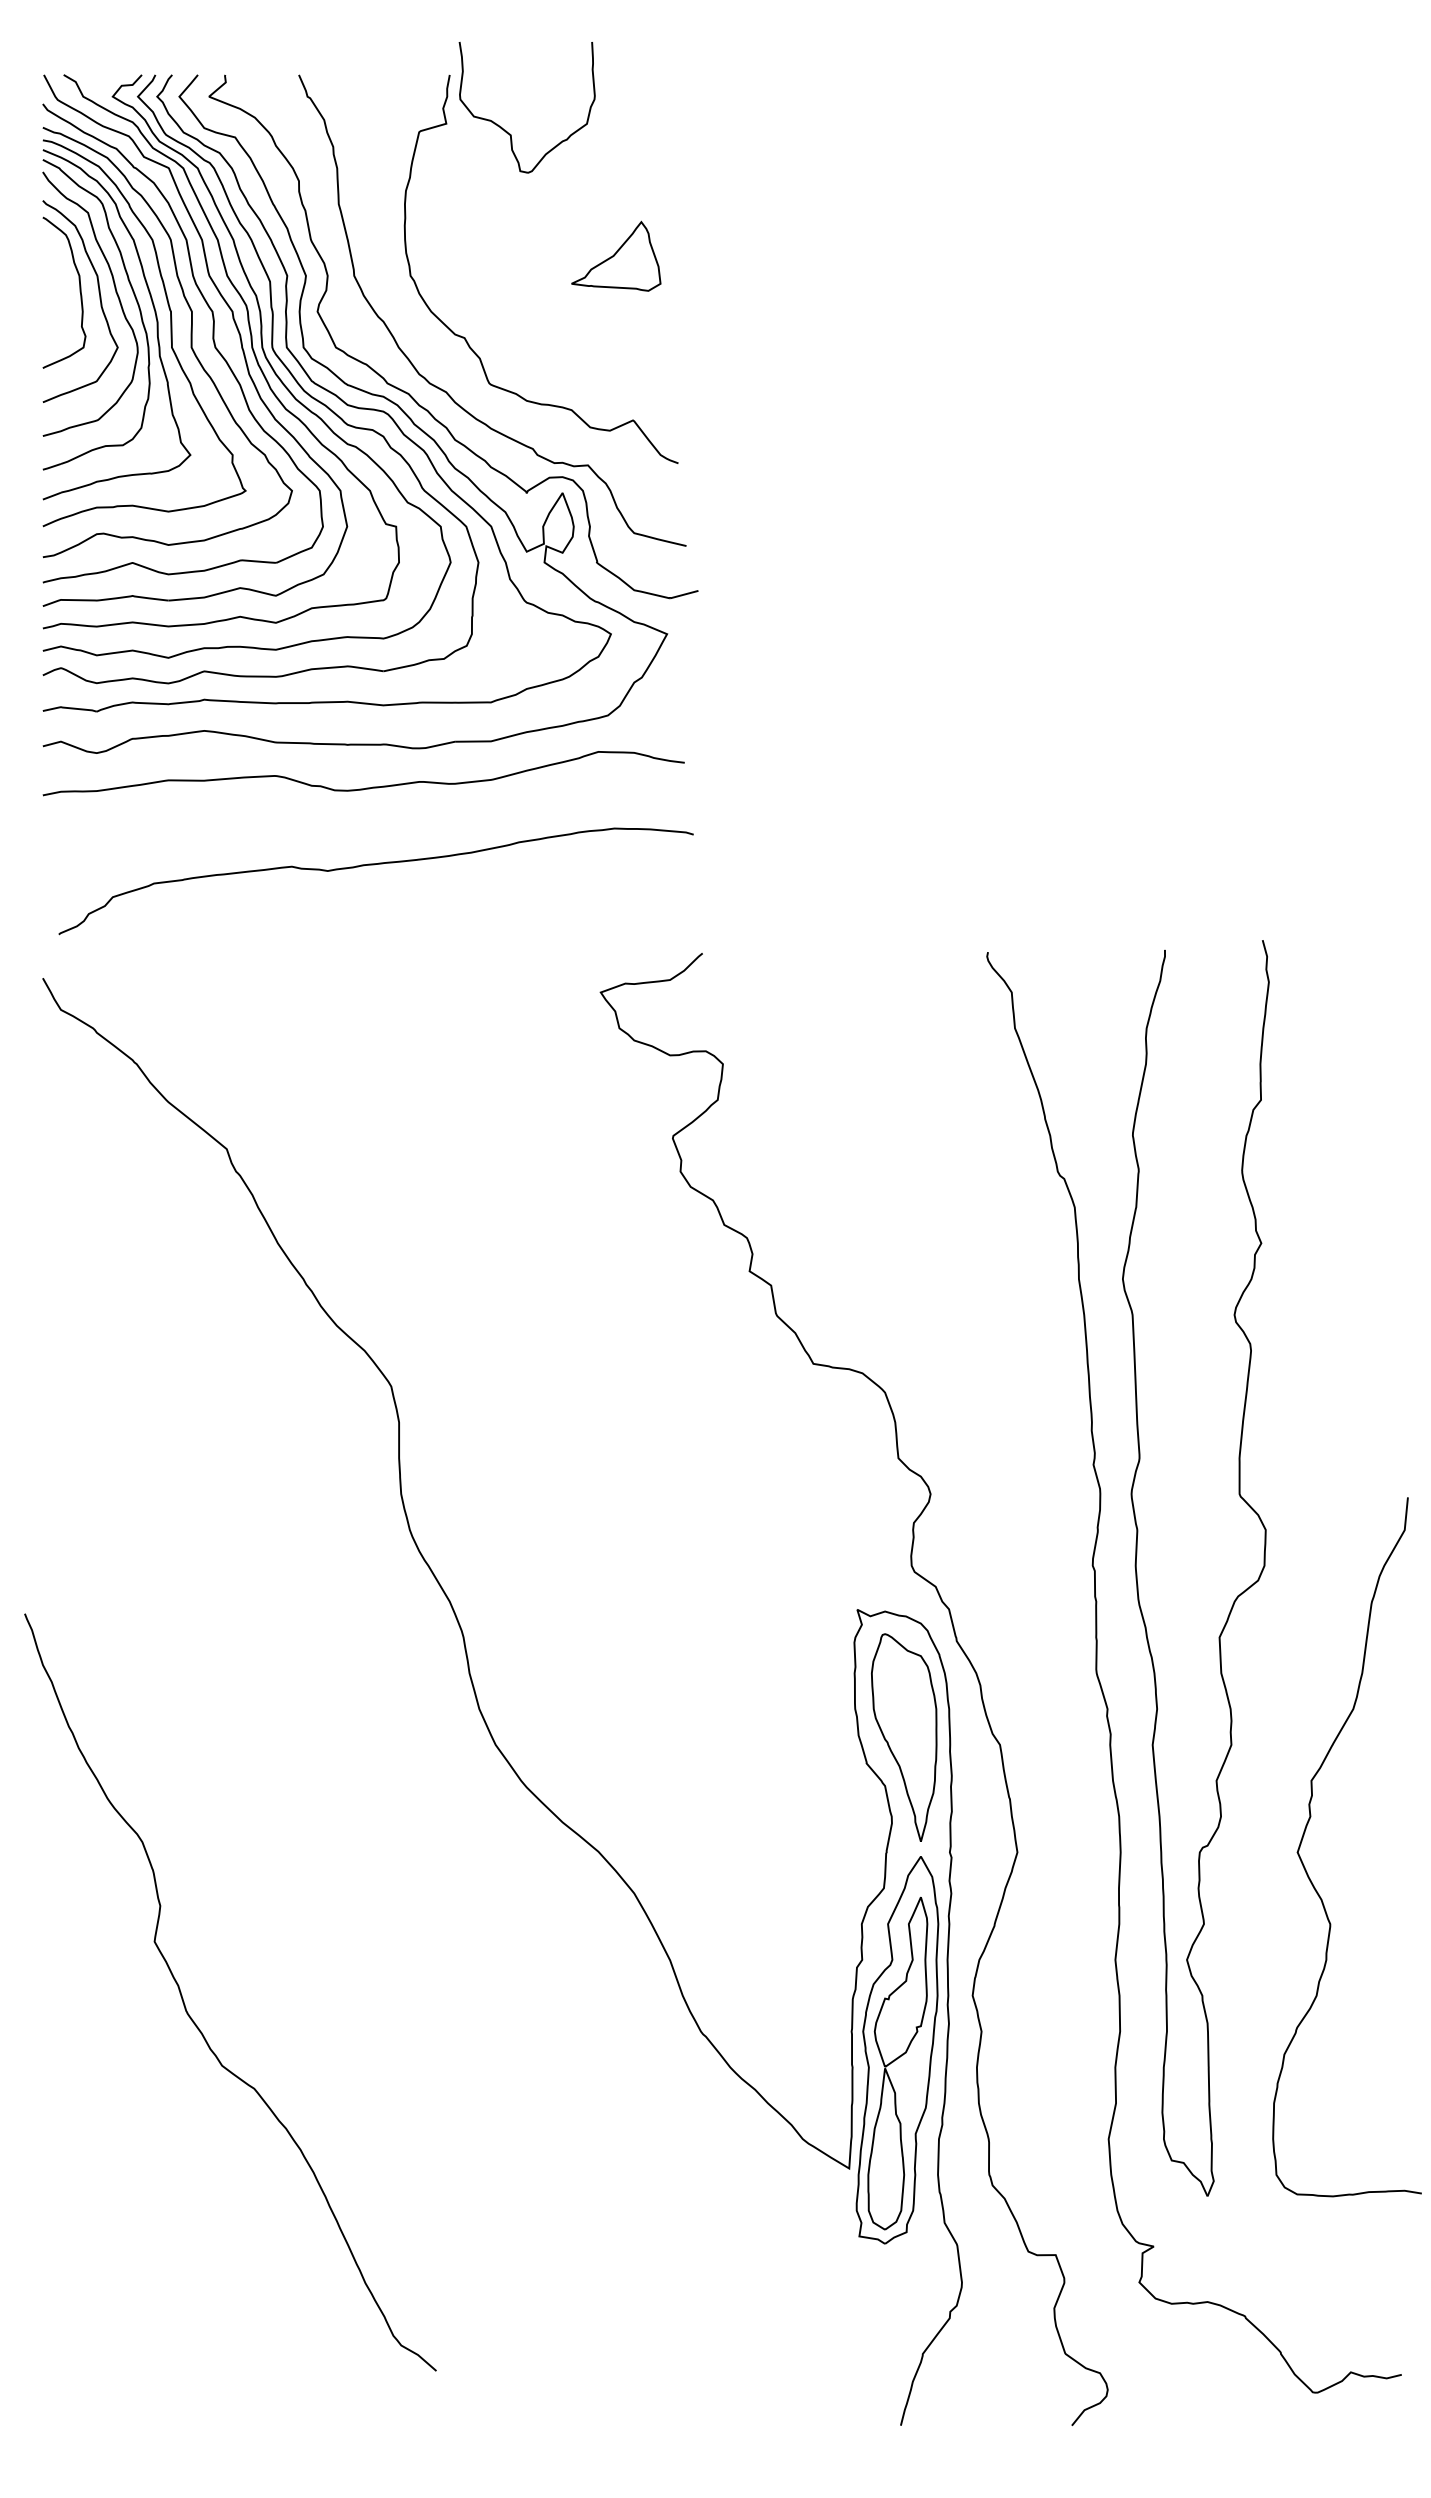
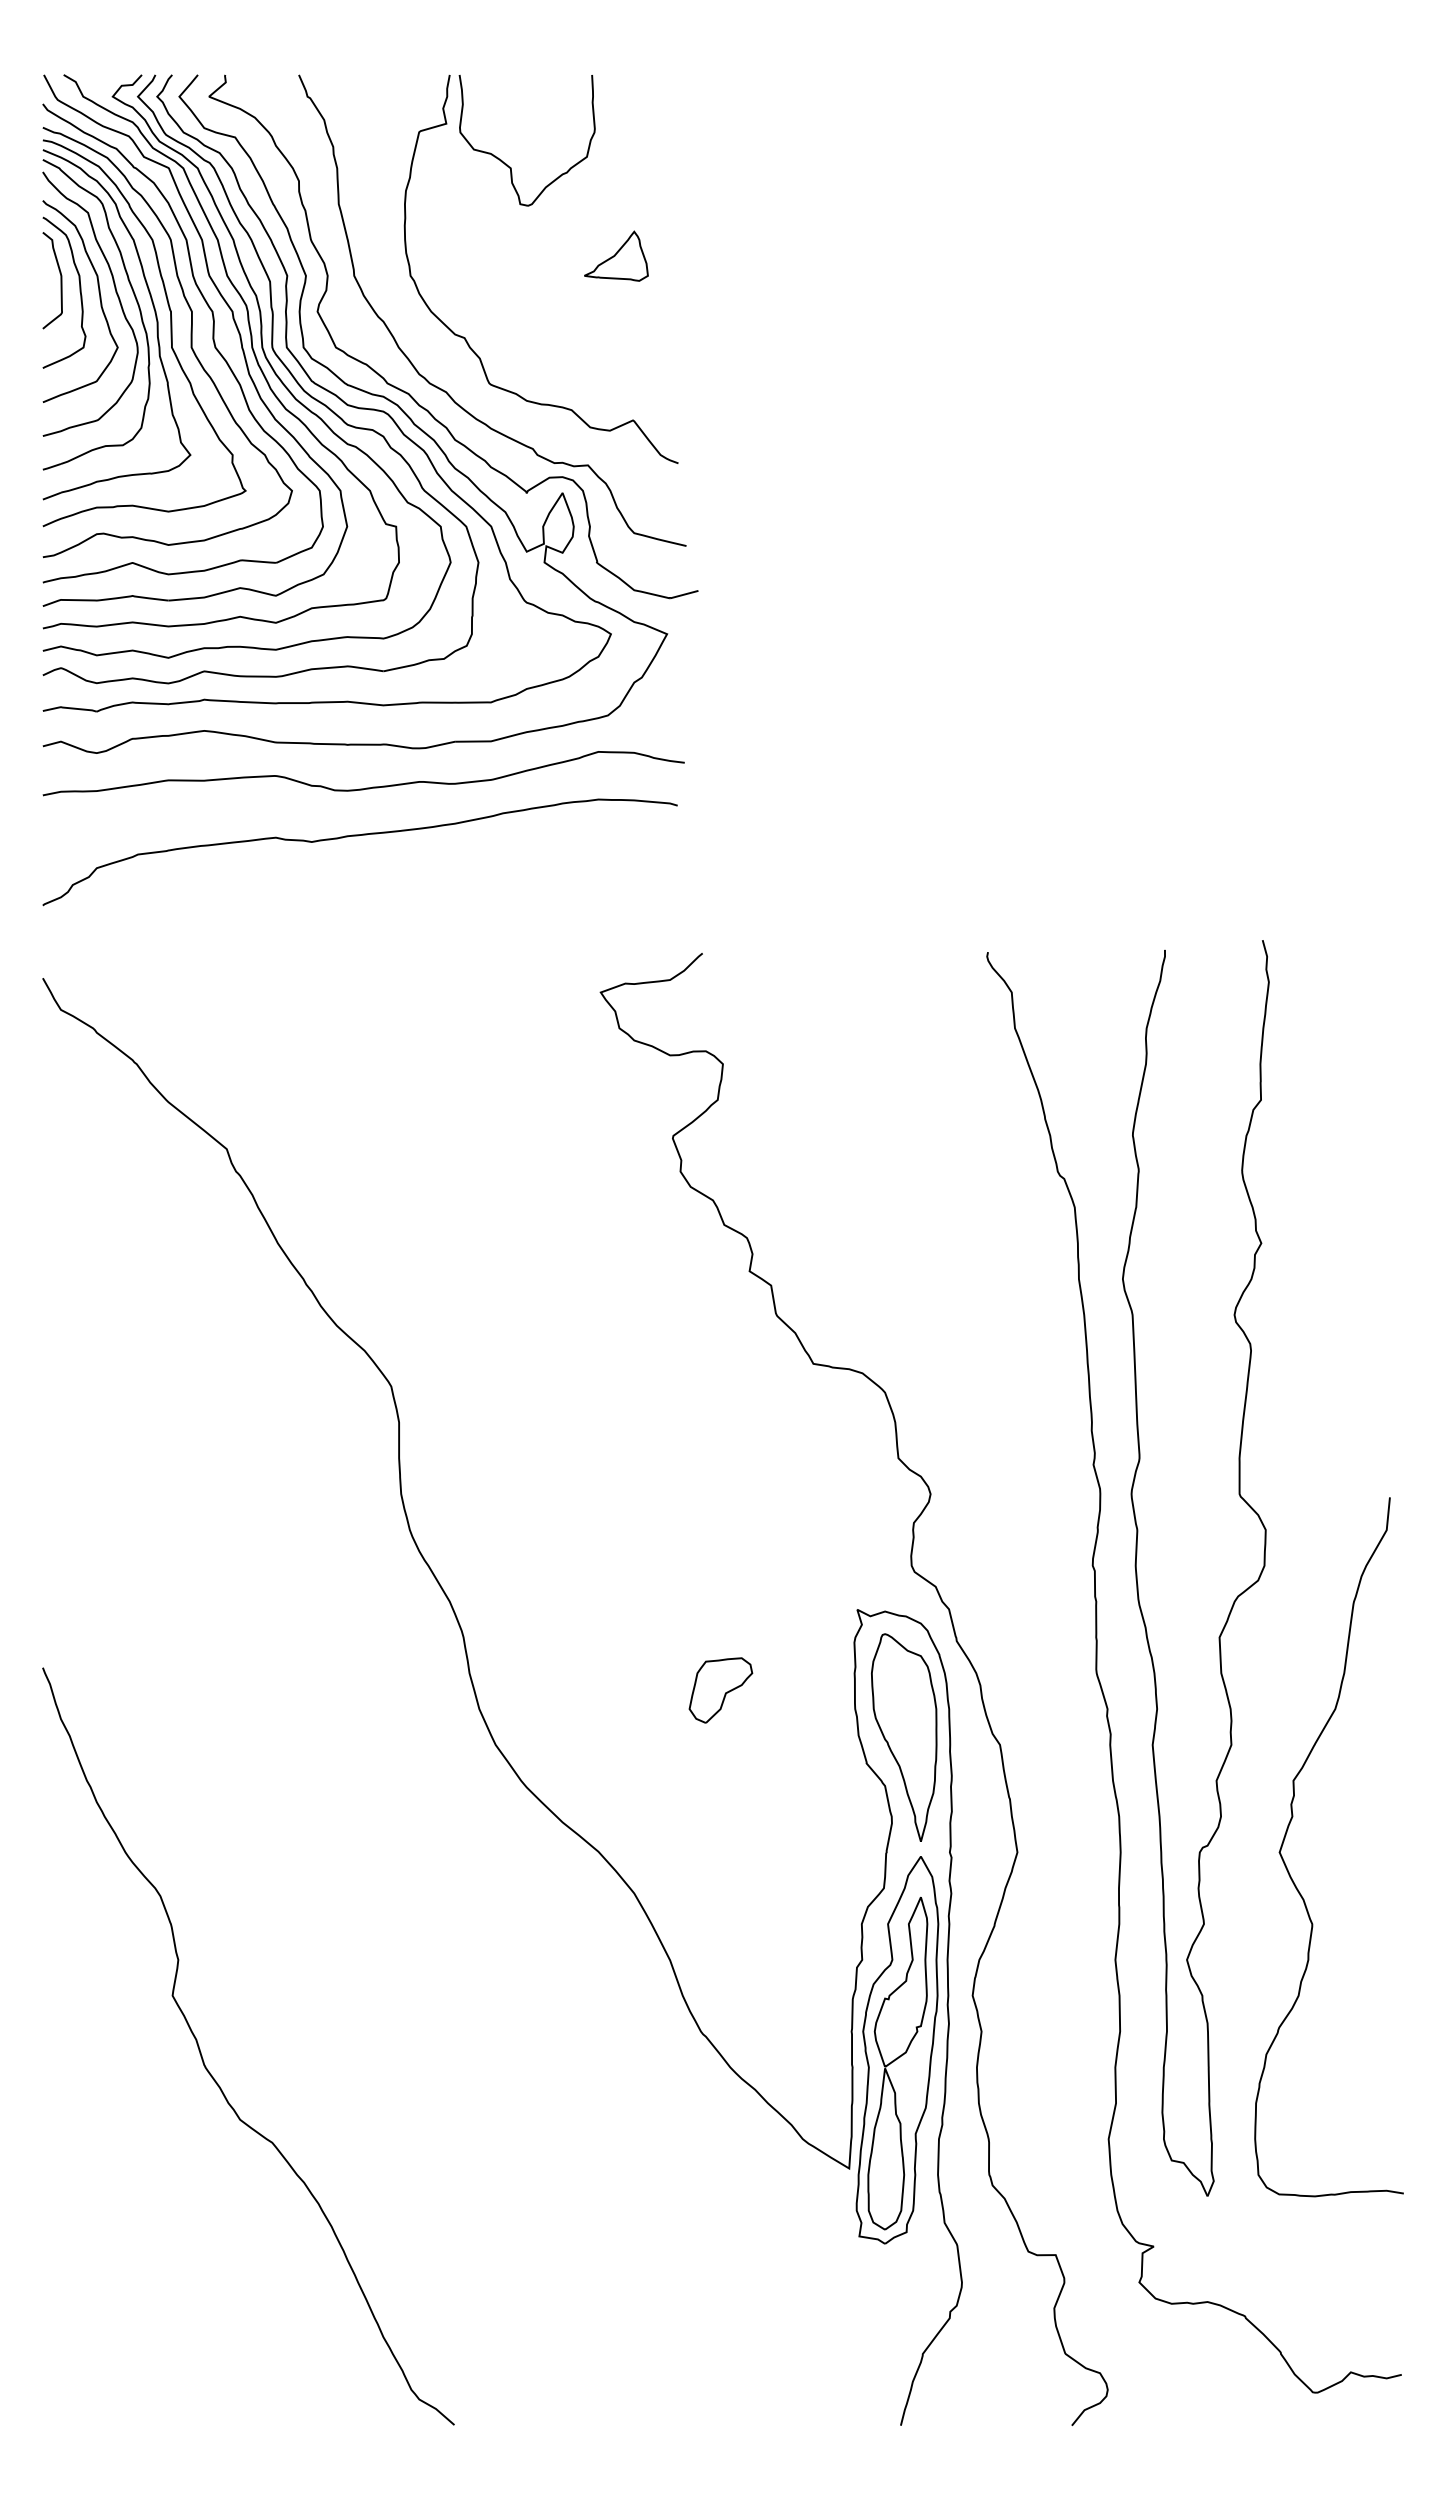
curve position: (506, 130) -> (506, 163) (506, 163)
part size: 91x72 px -> 65x52 px (616, 255)
curve: none -> present (60, 280)
curve position: (374, 865) -> (358, 836) (358, 836)
part: none -> present (720, 1690)
curve position: (1305, 1832) -> (1287, 1832) (1287, 1832)
curve position: (192, 2018) -> (210, 2072) (210, 2072)
